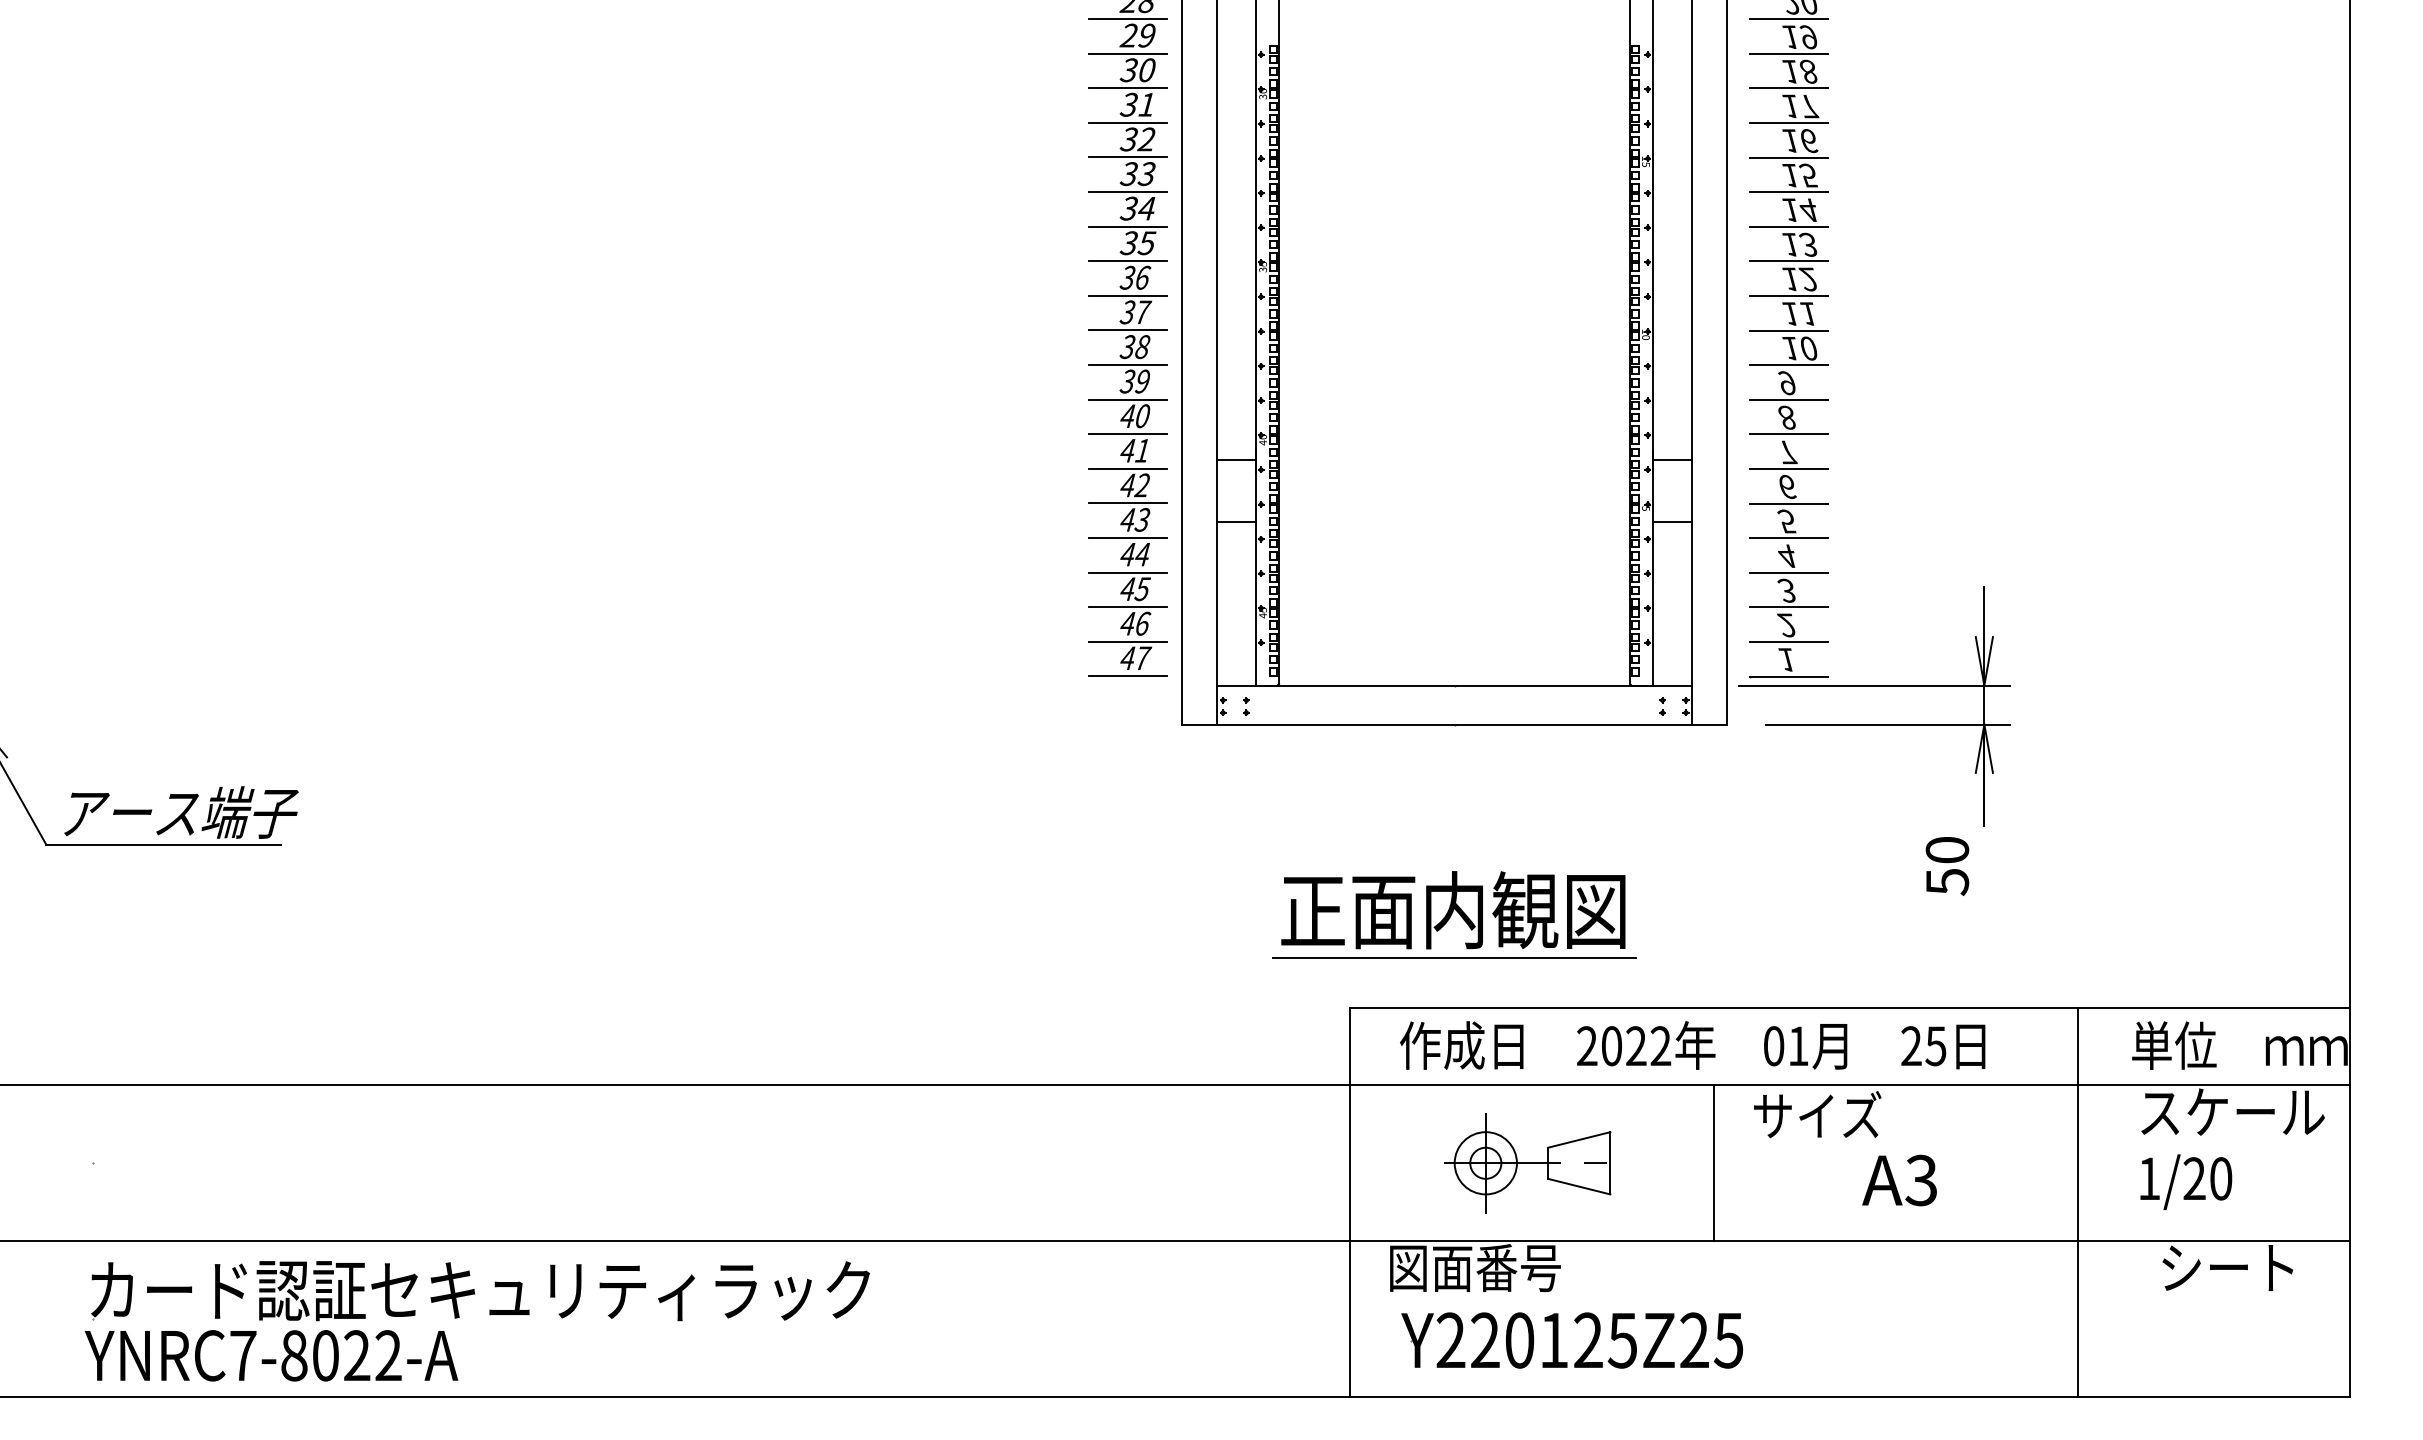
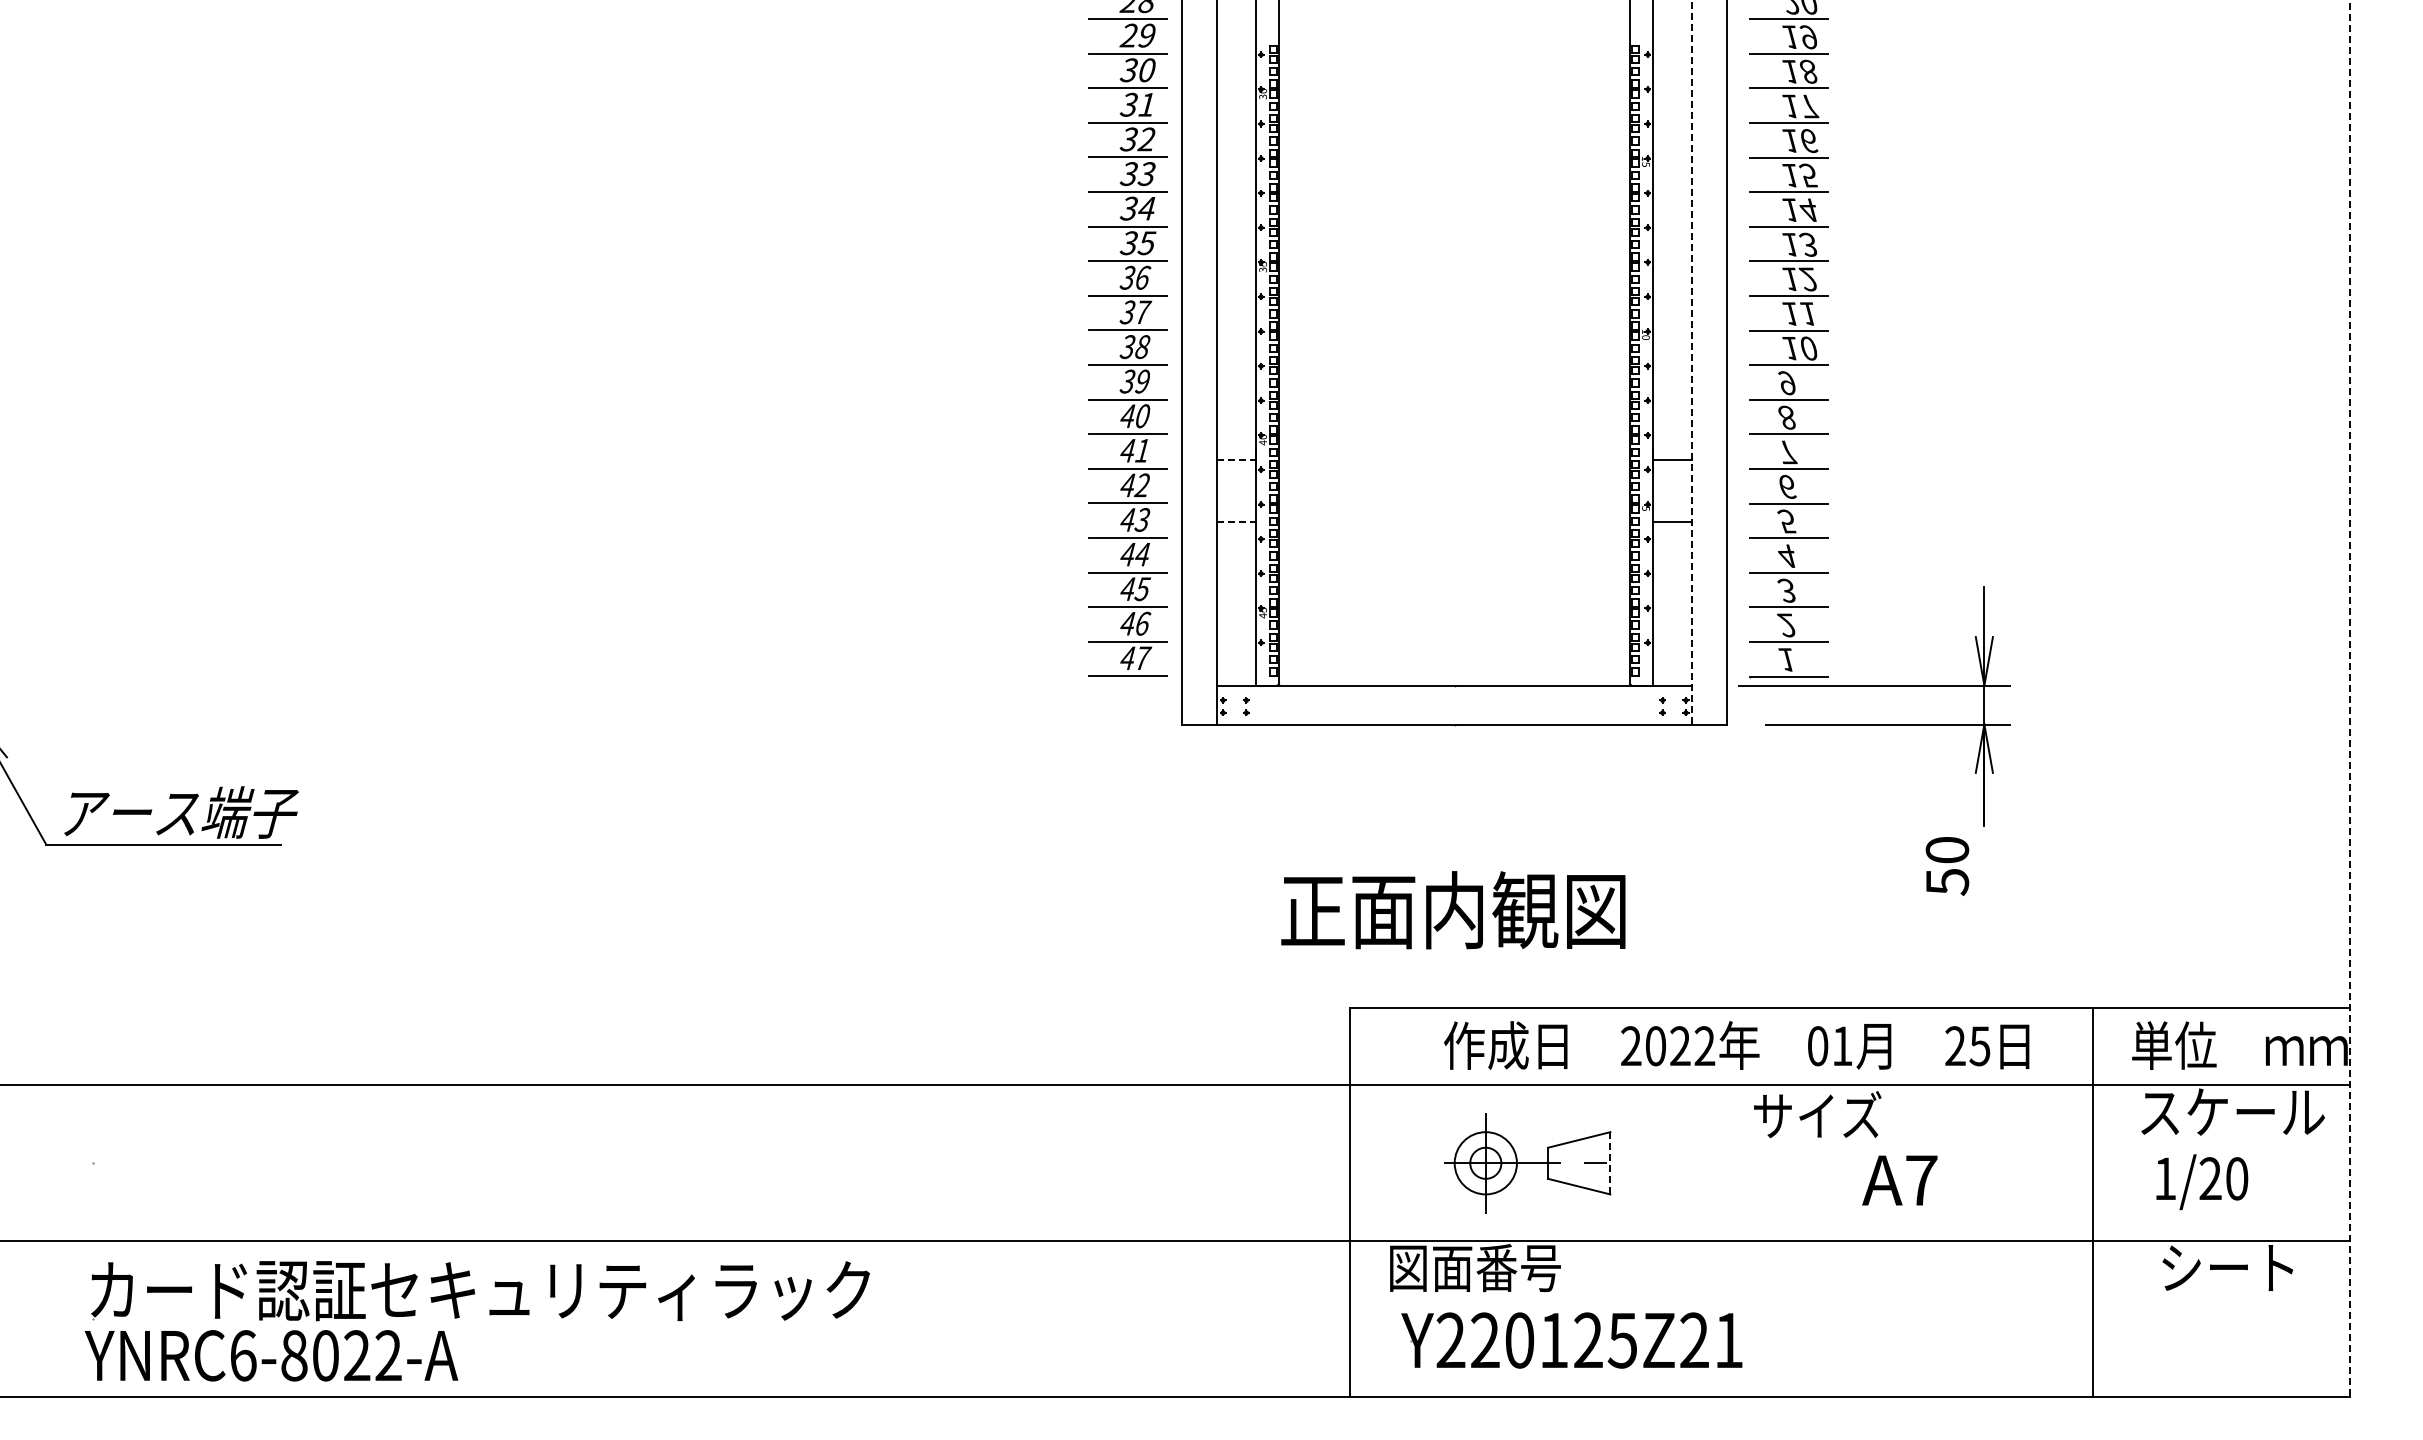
line: solid -> dashed (1691, 362)
line: solid -> dashed (1236, 459)
line: solid -> dashed (1236, 522)
line: solid -> dashed (2350, 698)
line: present -> none (1454, 957)
text position: (1692, 1045) -> (1736, 1045) (1736, 1045)
line: solid -> dashed (1610, 1163)
line: present -> none (1714, 1163)
text: A3 -> A7 (1921, 1180)
text position: (2186, 1182) -> (2202, 1182) (2202, 1182)
line position: (2077, 1201) -> (2092, 1201) (2092, 1201)
text: Y220125Z25 -> Y220125Z21 (1727, 1340)
text: YNRC7-8022-A -> YNRC6-8022-A (243, 1355)
